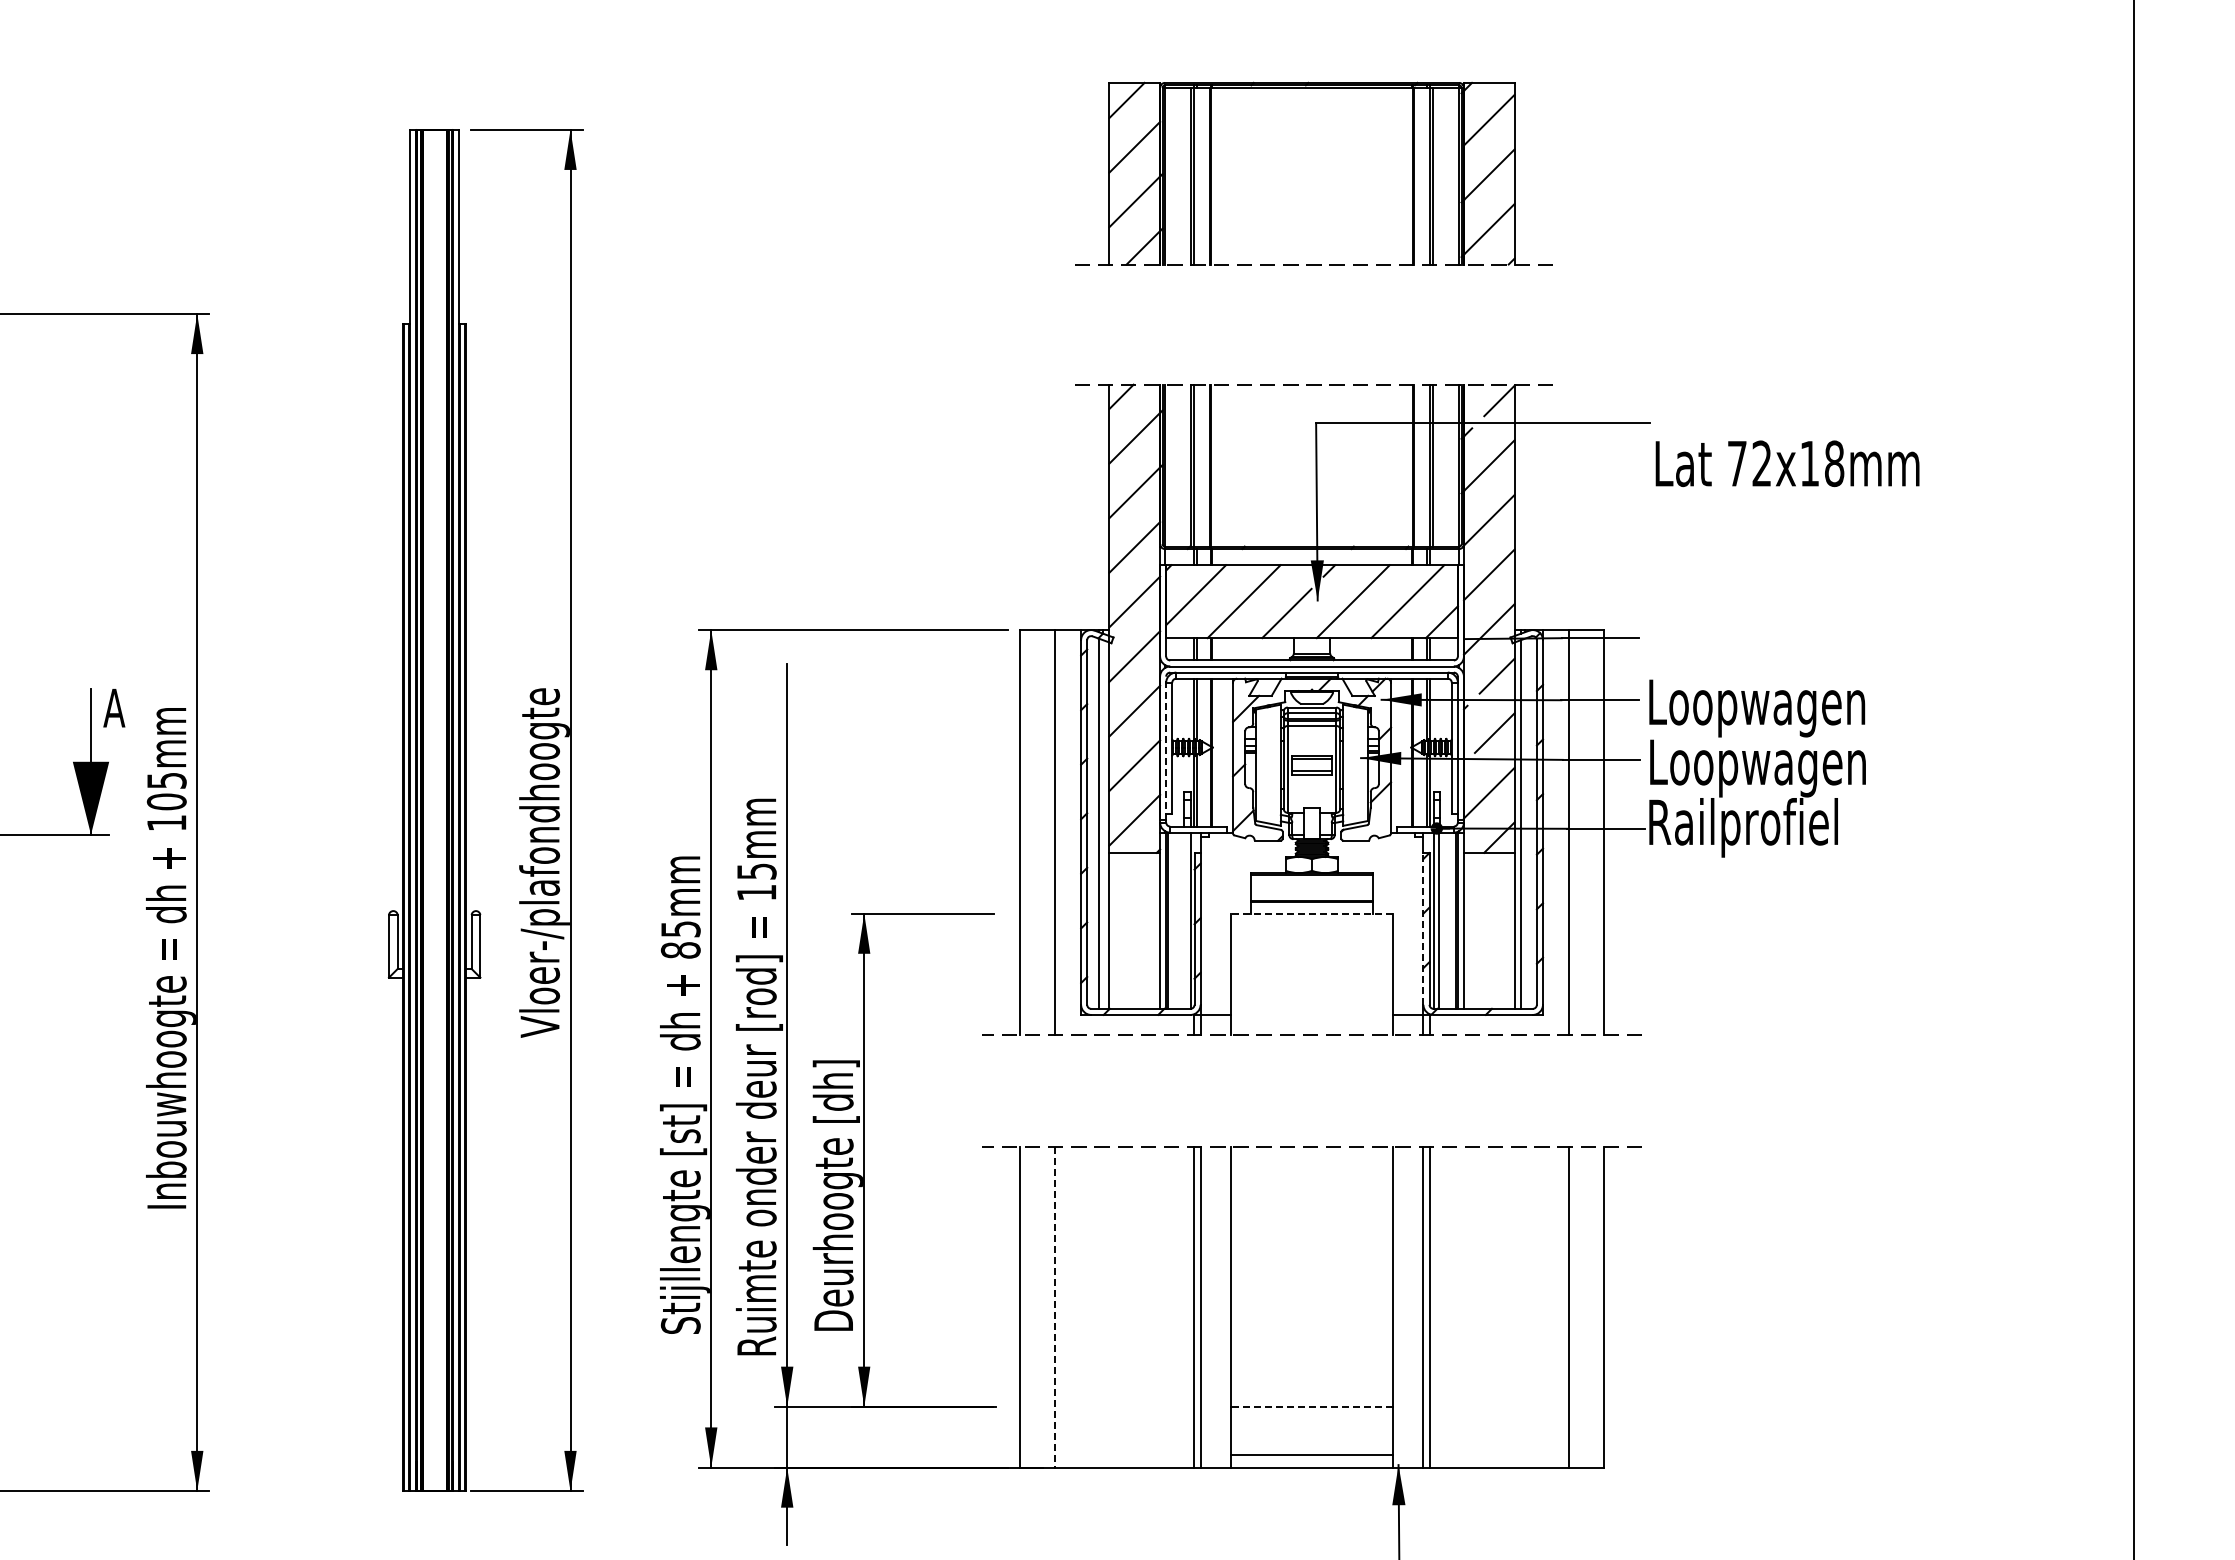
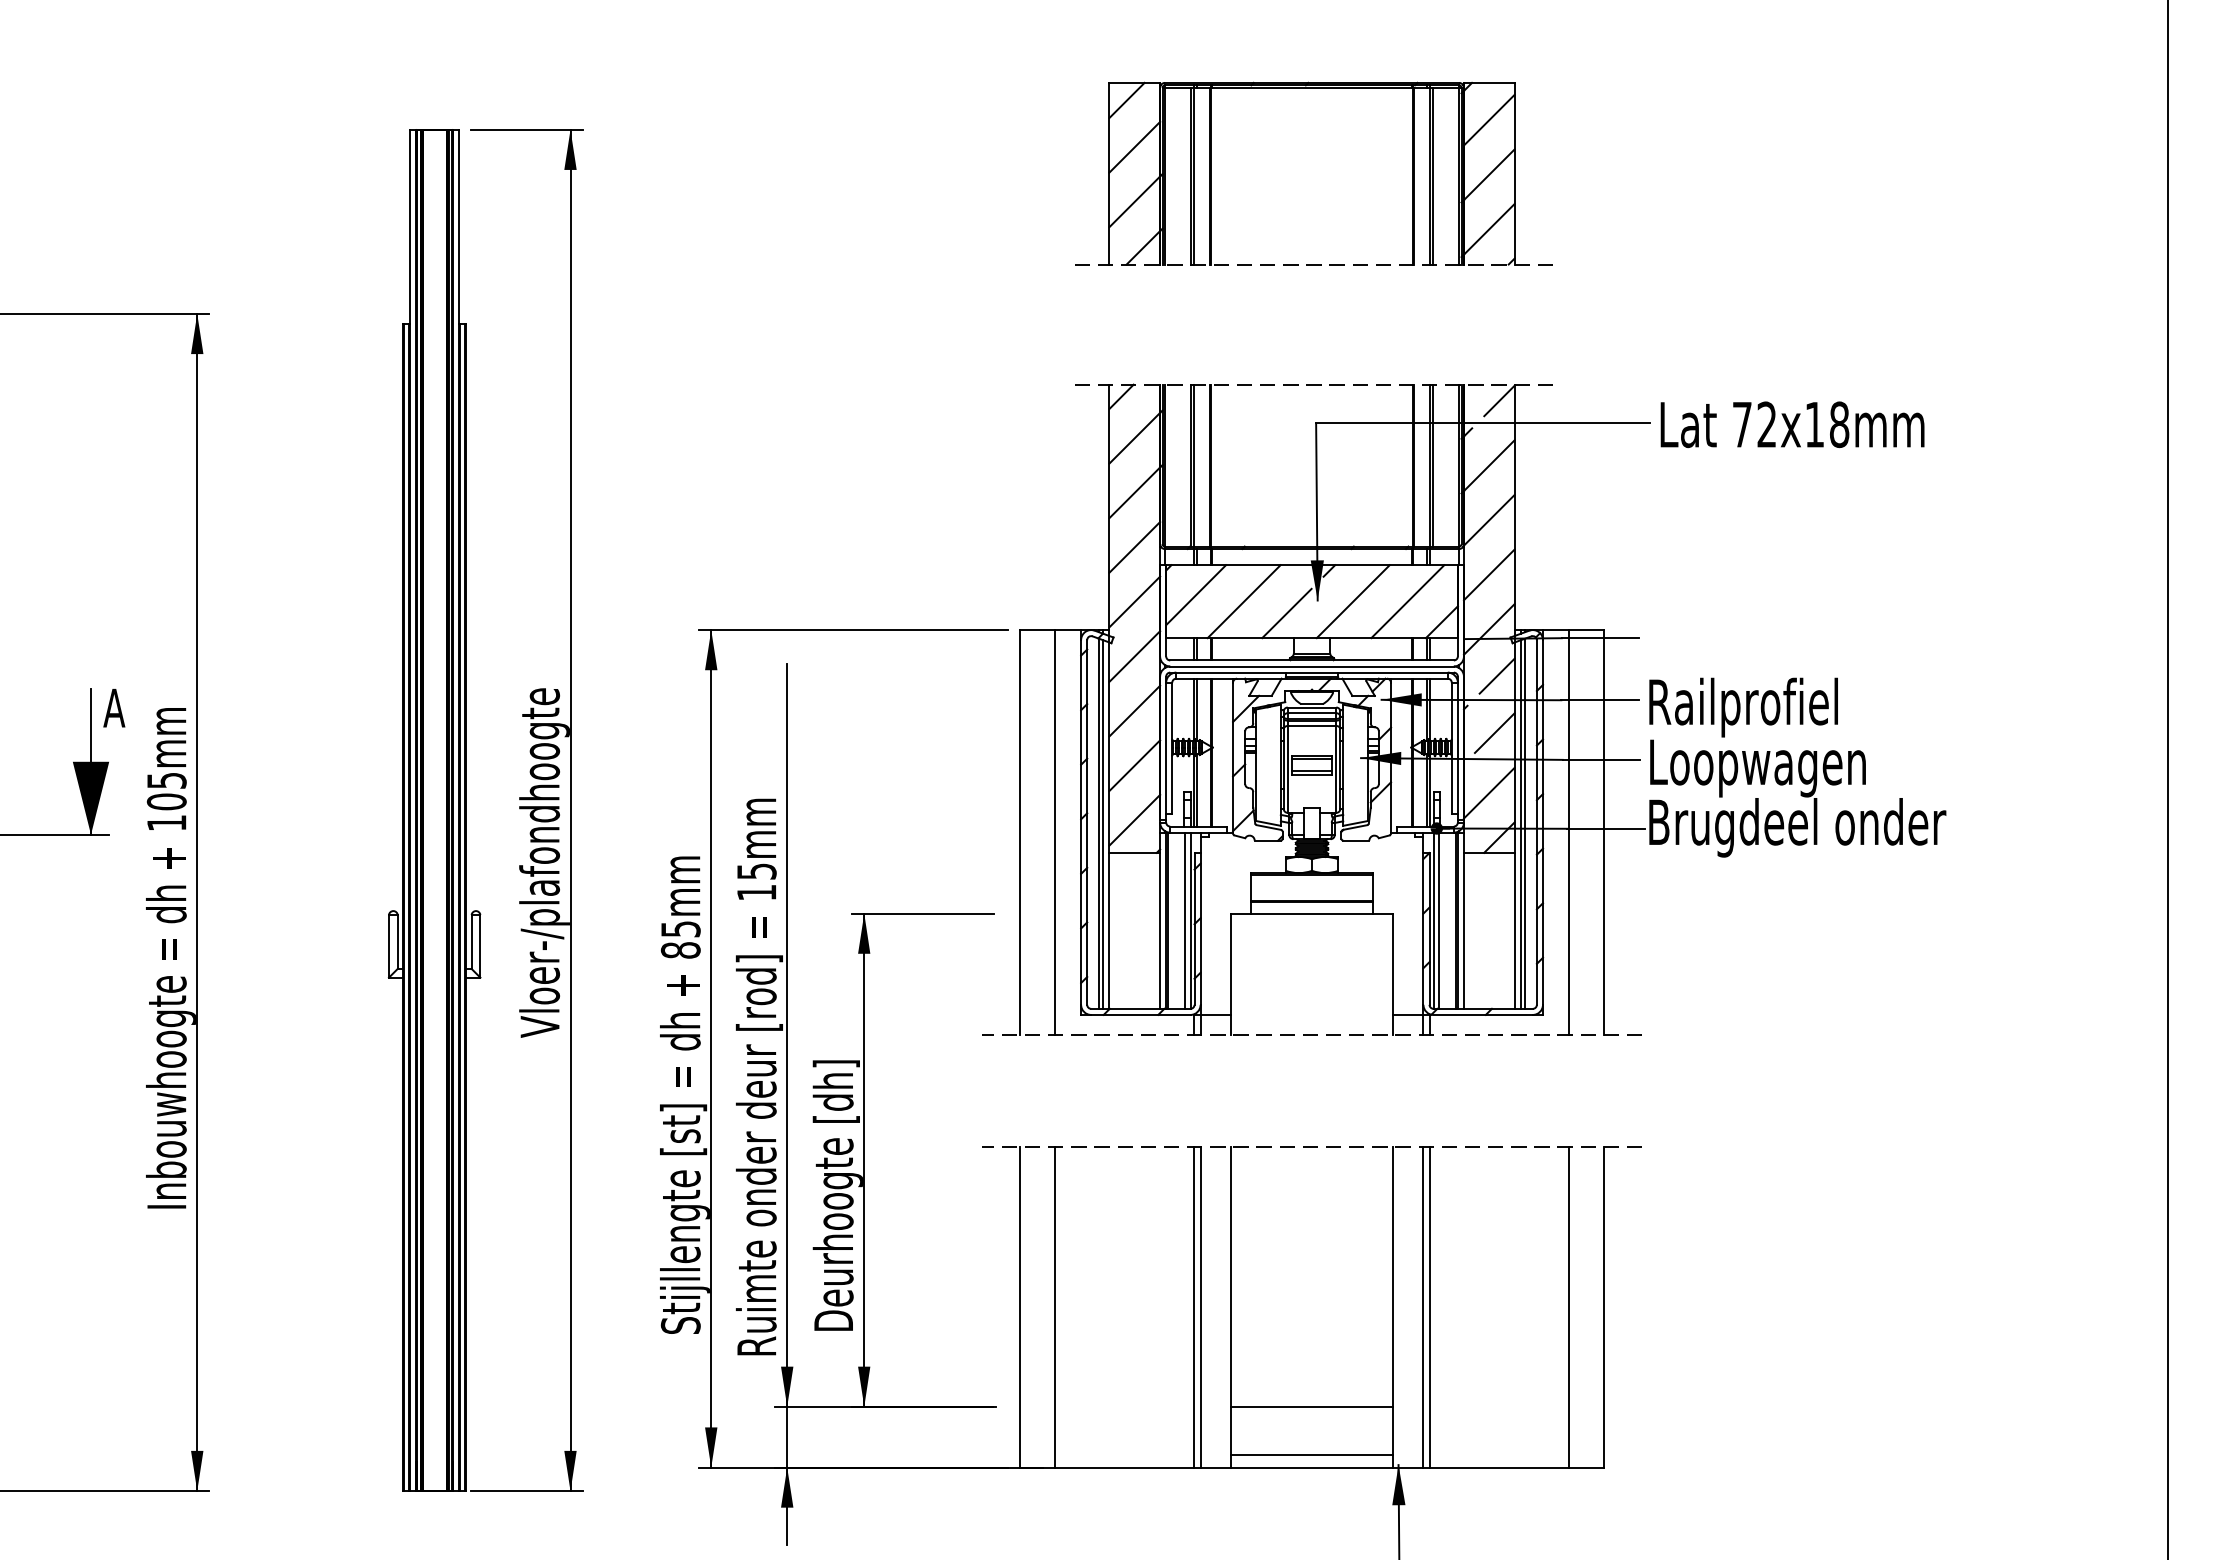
text position: (1787, 463) -> (1792, 424) (1792, 424)
text: Loopwagen -> Railprofiel (1759, 707)
line: dashed -> solid (1166, 748)
line position: (2133, 779) -> (2167, 779) (2167, 779)
line: none -> present (1524, 823)
line: none -> present (1103, 824)
text: Railprofiel -> Brugdeel onder (1799, 827)
line: dashed -> solid (1311, 913)
line: none -> present (1185, 920)
line: dashed -> solid (1423, 928)
line: dashed -> solid (1054, 1307)
line: dashed -> solid (1311, 1406)
